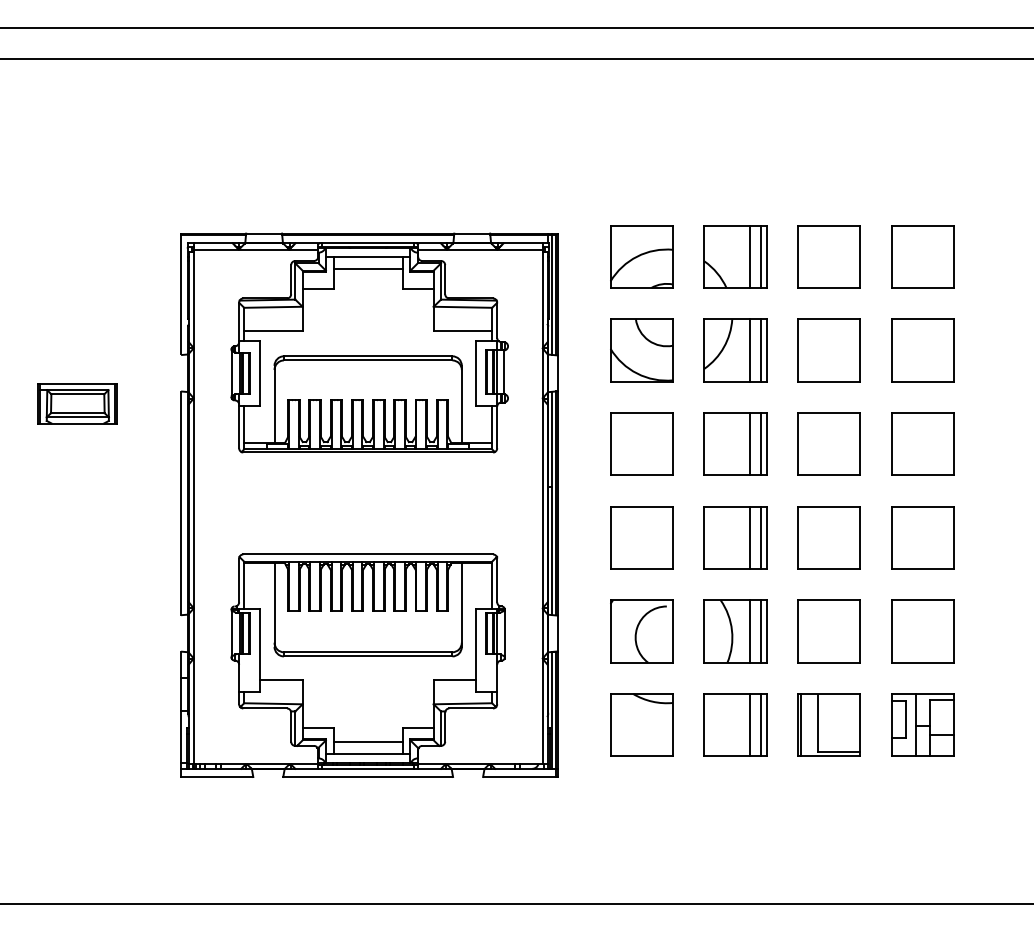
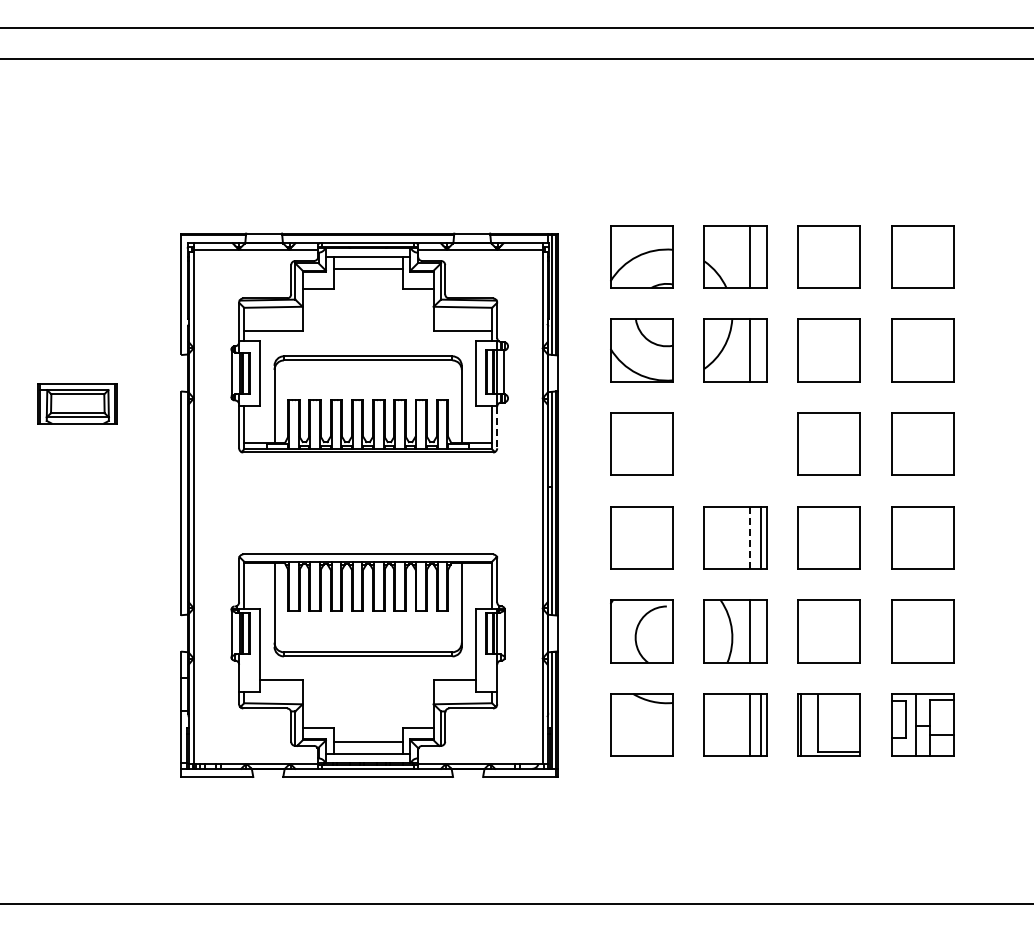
line: present -> none (760, 256)
line: present -> none (760, 350)
line: solid -> dashed (497, 427)
part: present -> none (735, 443)
line: solid -> dashed (750, 537)
line: present -> none (760, 631)
